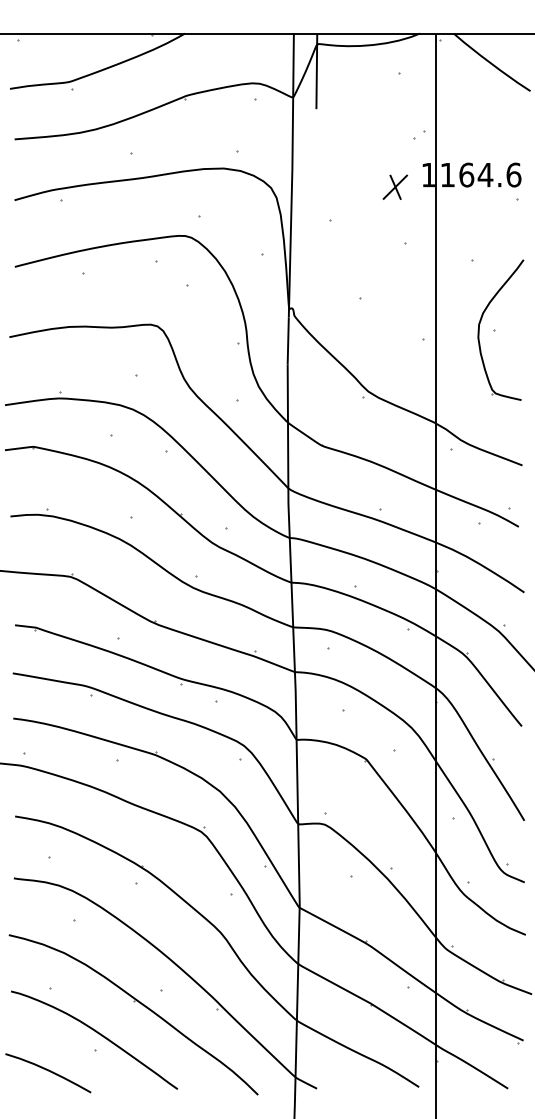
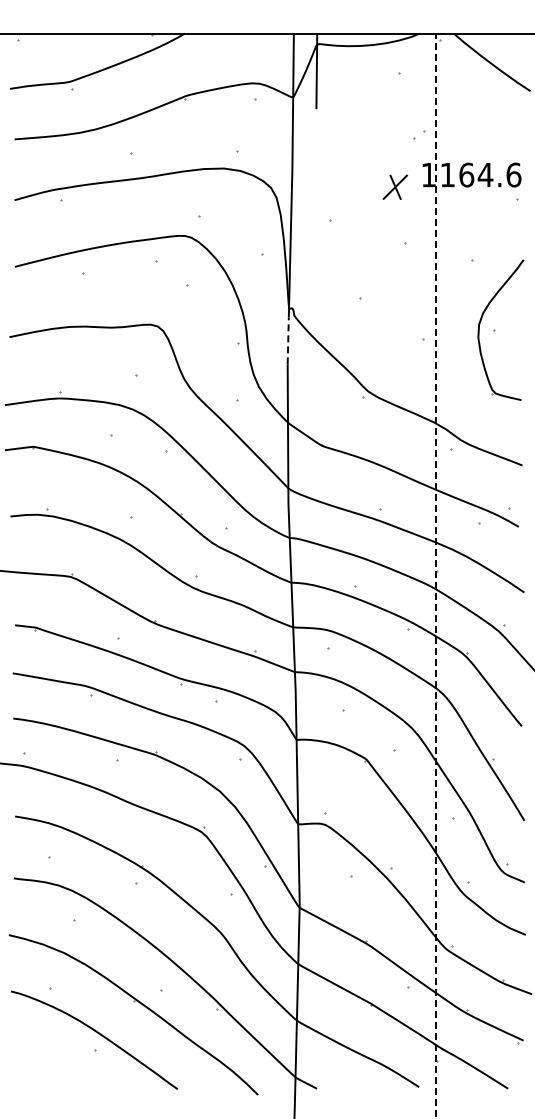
line: solid -> dashed (288, 340)
line: solid -> dashed (436, 576)
curve: present -> none (48, 1071)
